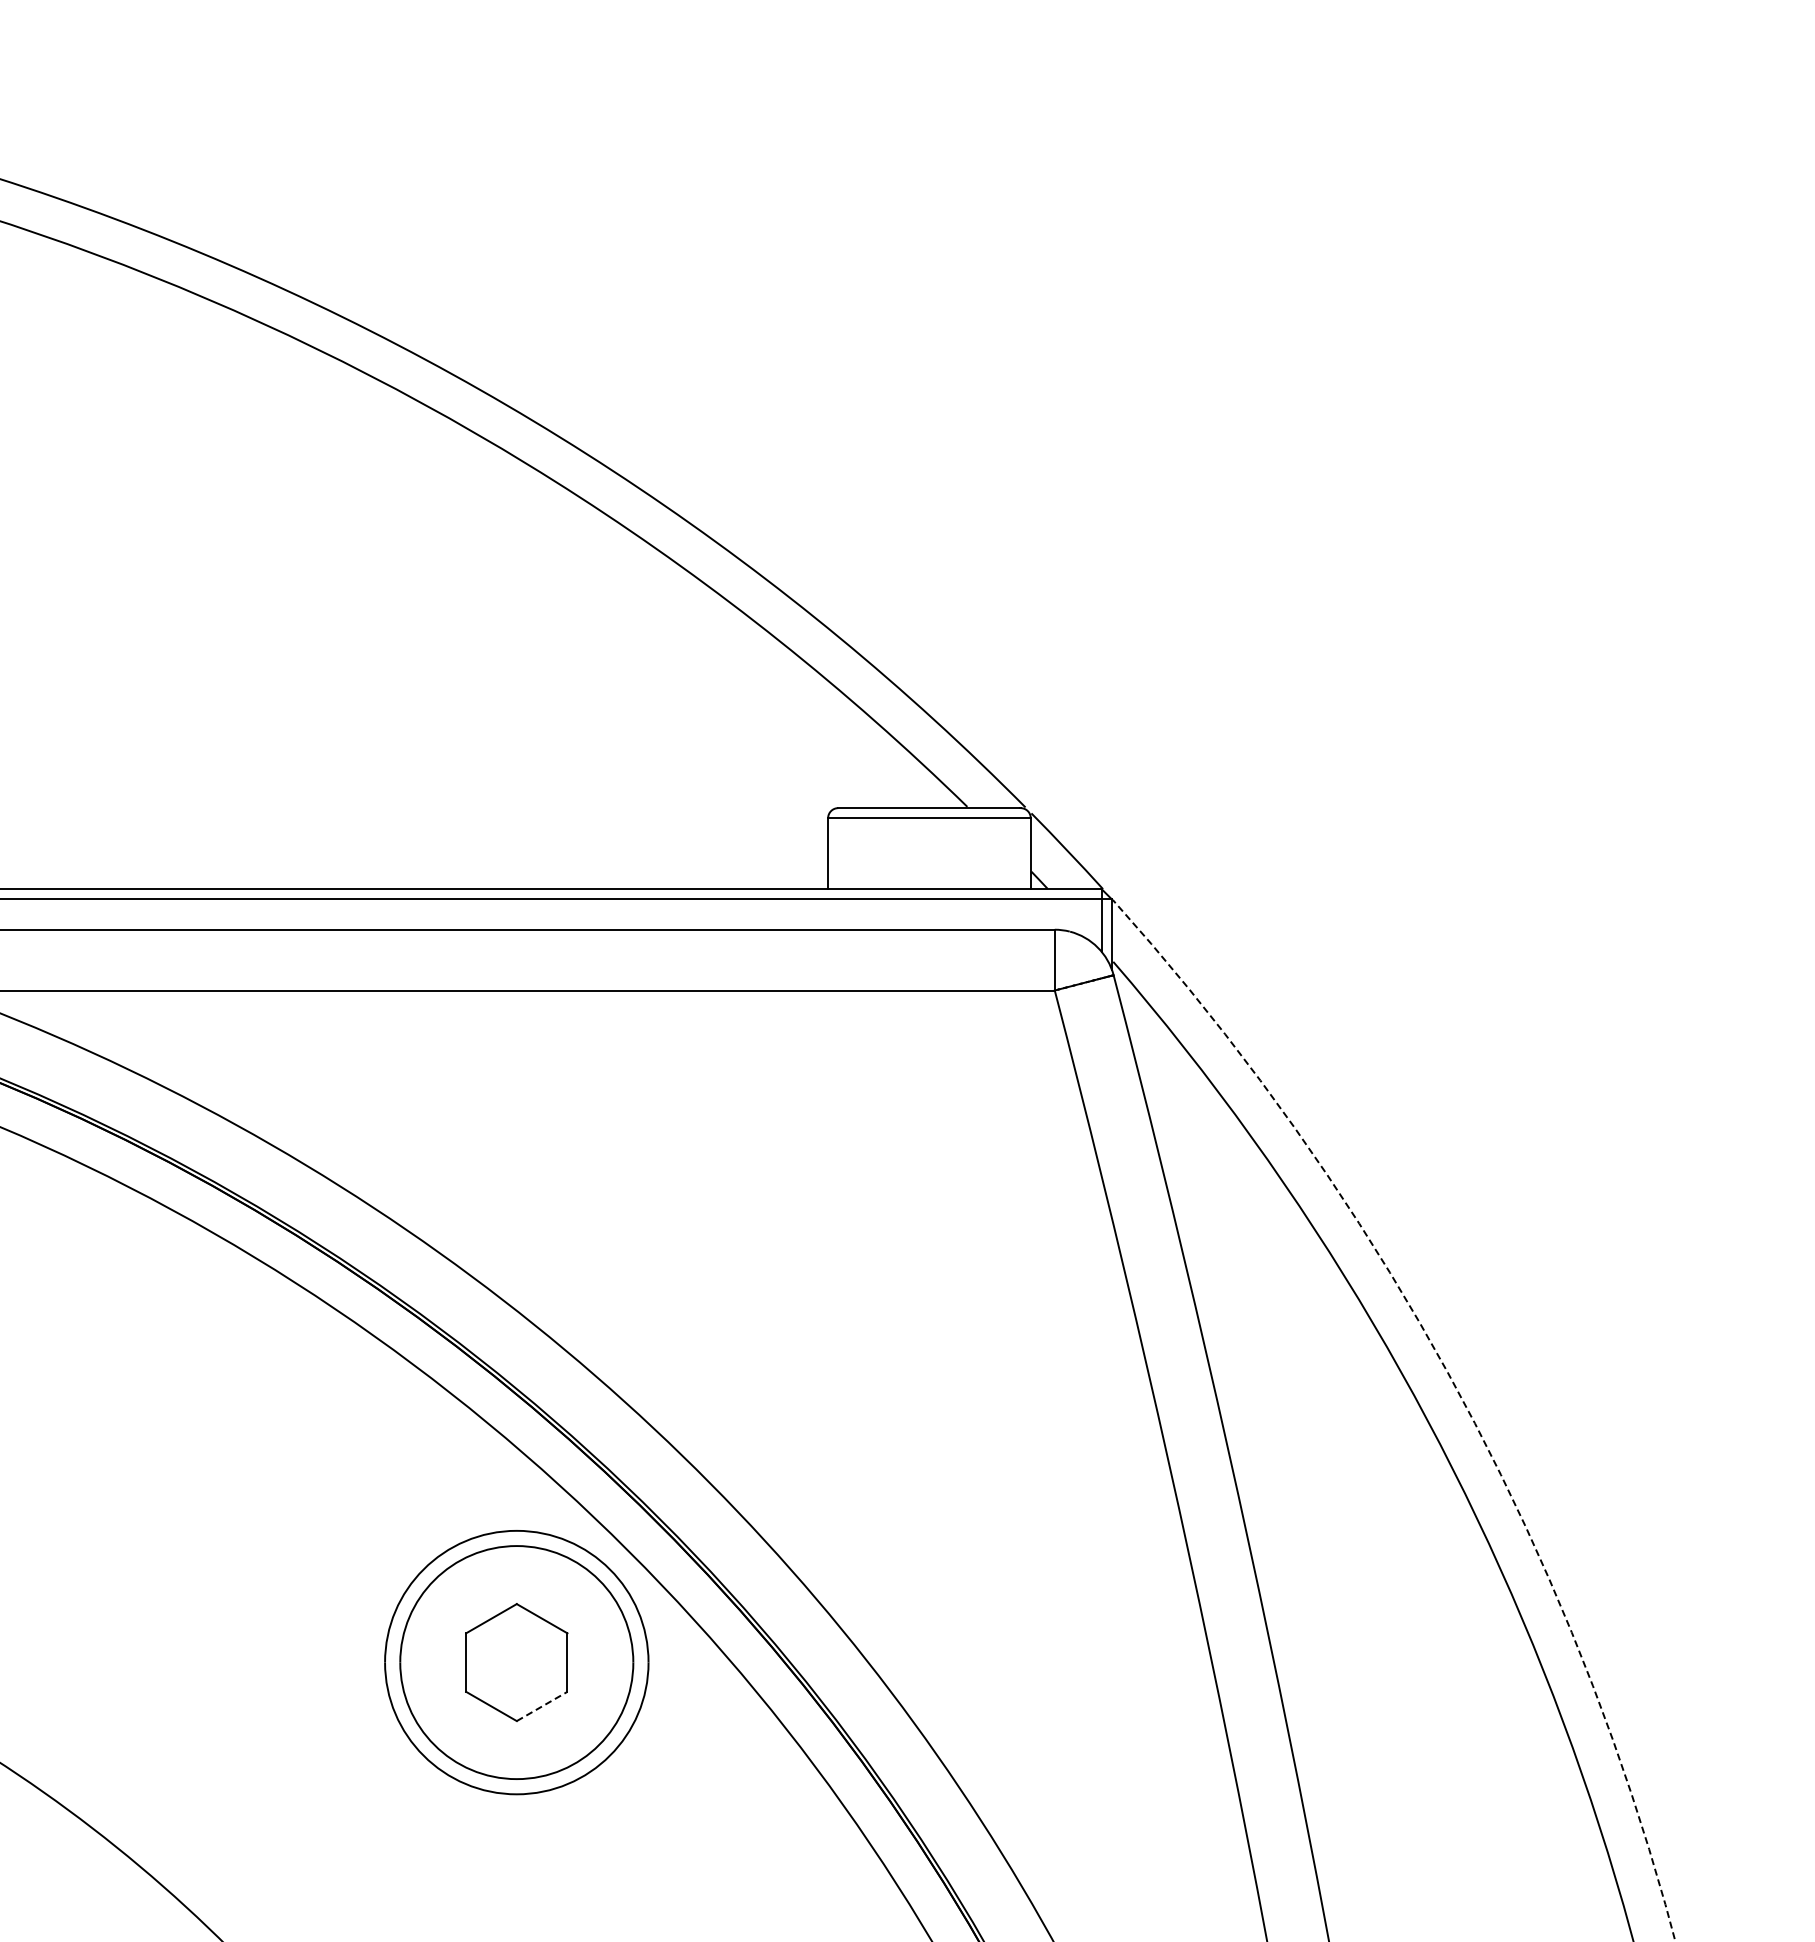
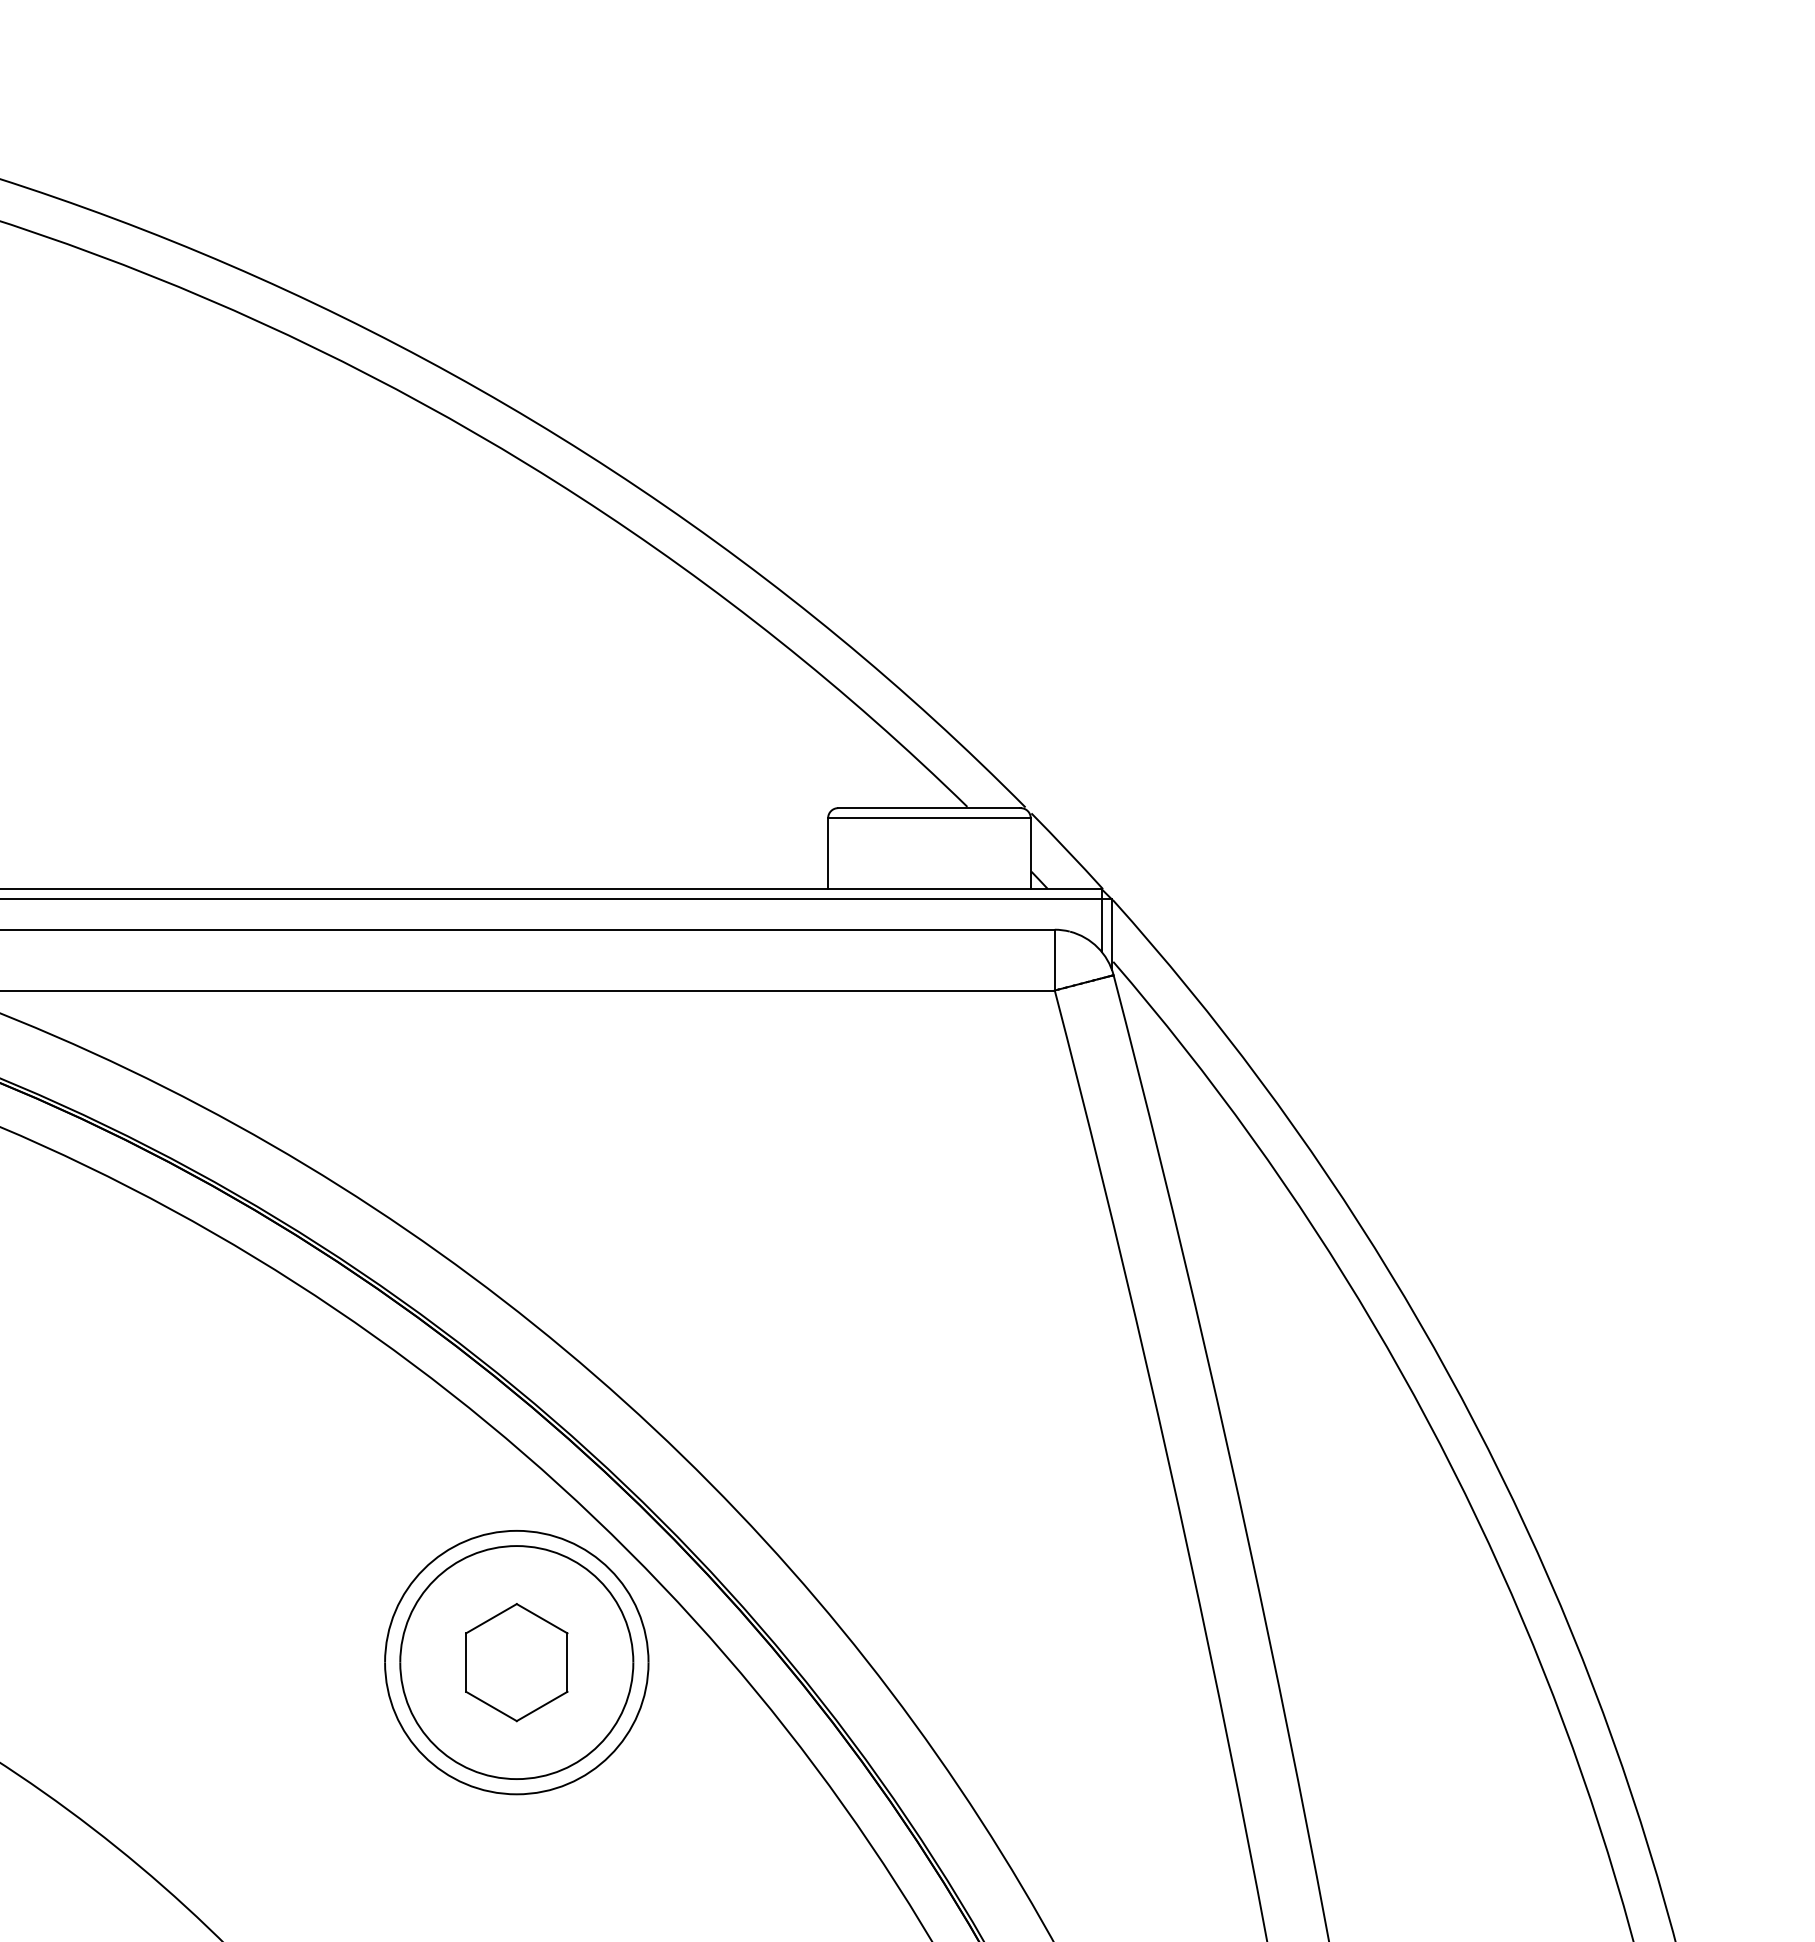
arc: dashed -> solid (1454, 1385)
line: dashed -> solid (542, 1706)
